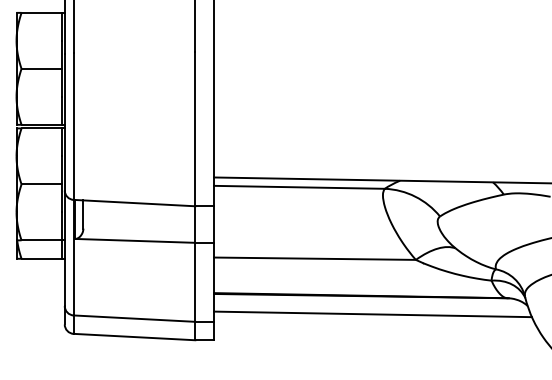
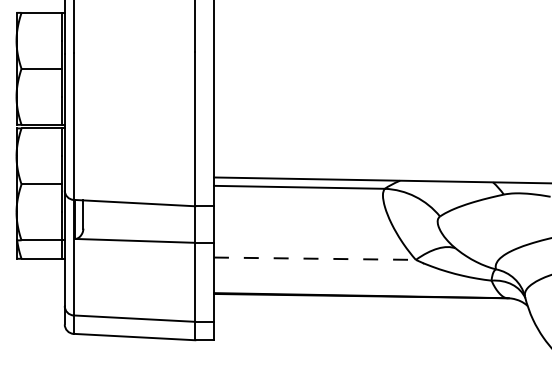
line: solid -> dashed (314, 258)
line: present -> none (372, 314)
